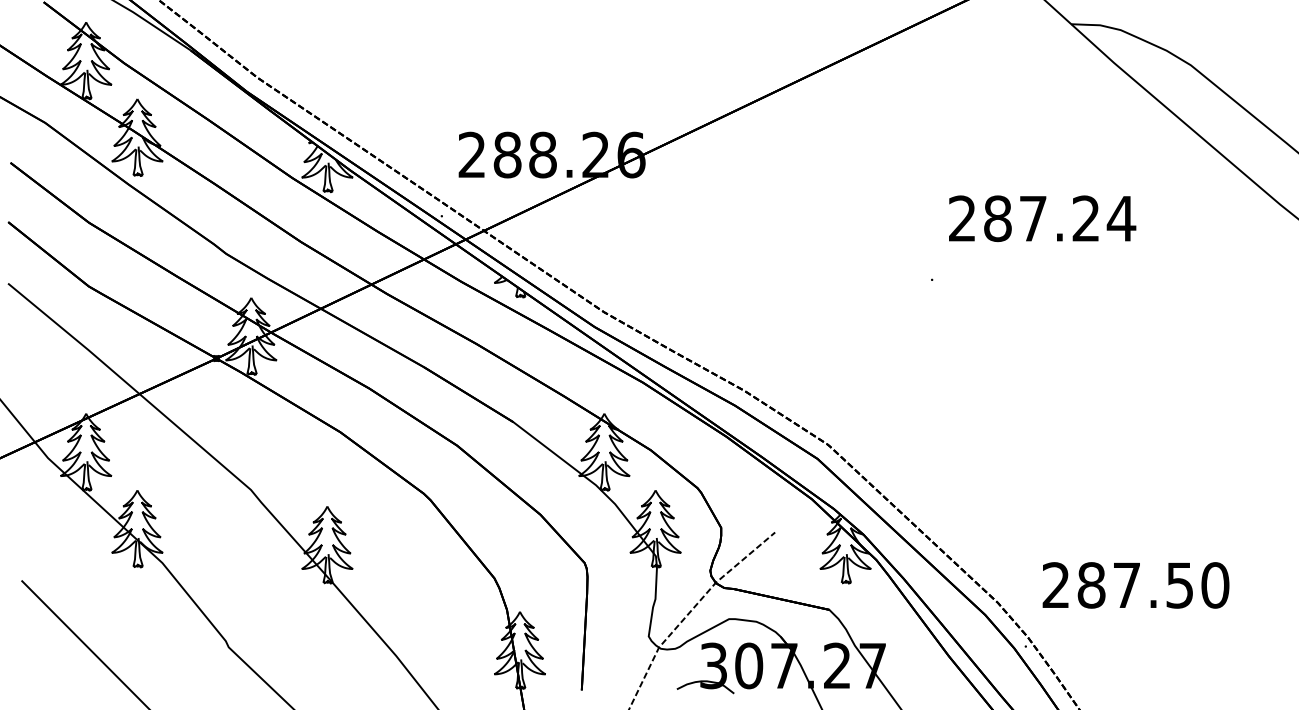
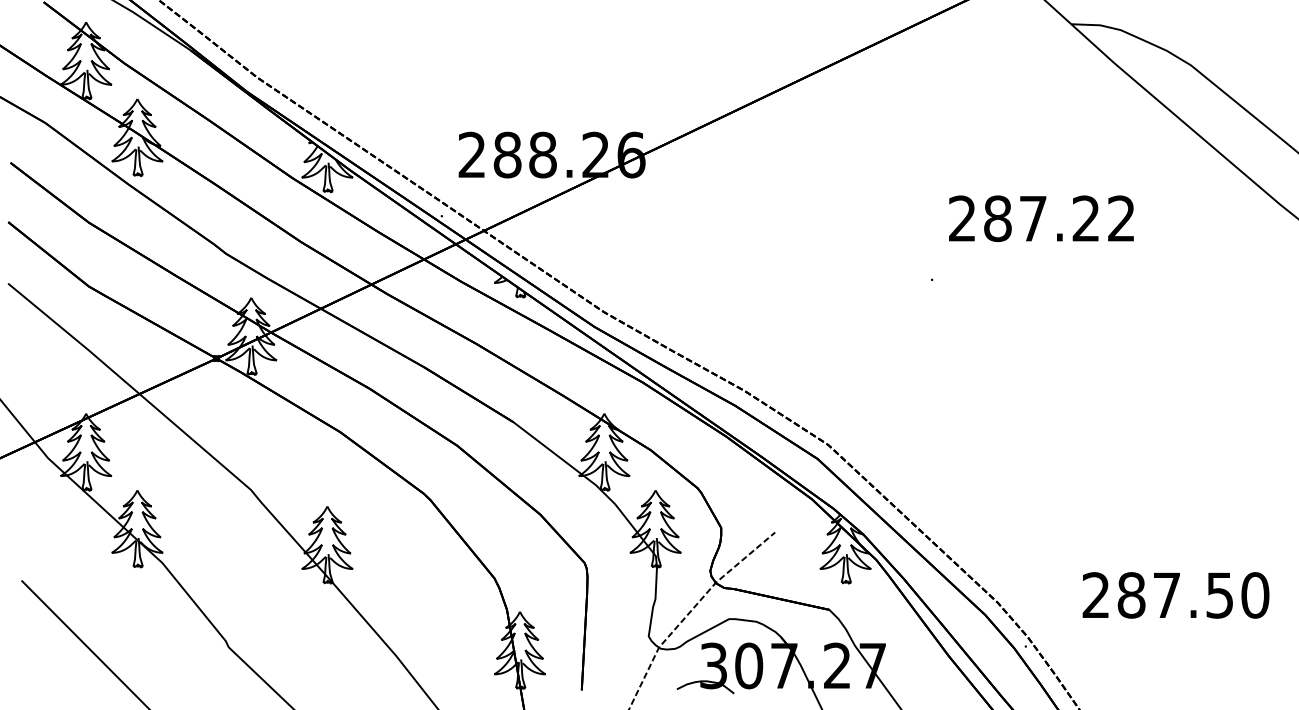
text: 287.24 -> 287.22 (1121, 218)
text position: (1135, 585) -> (1175, 595) (1175, 595)
